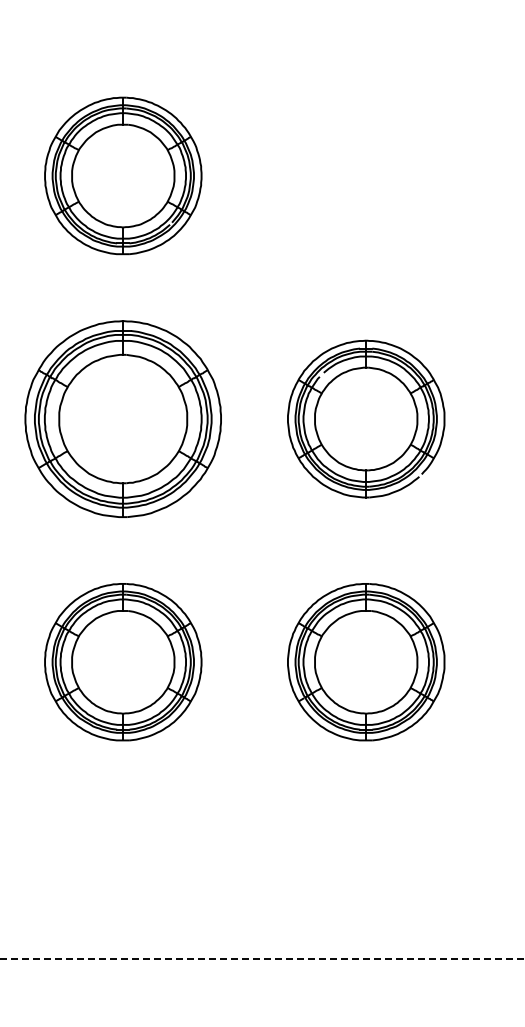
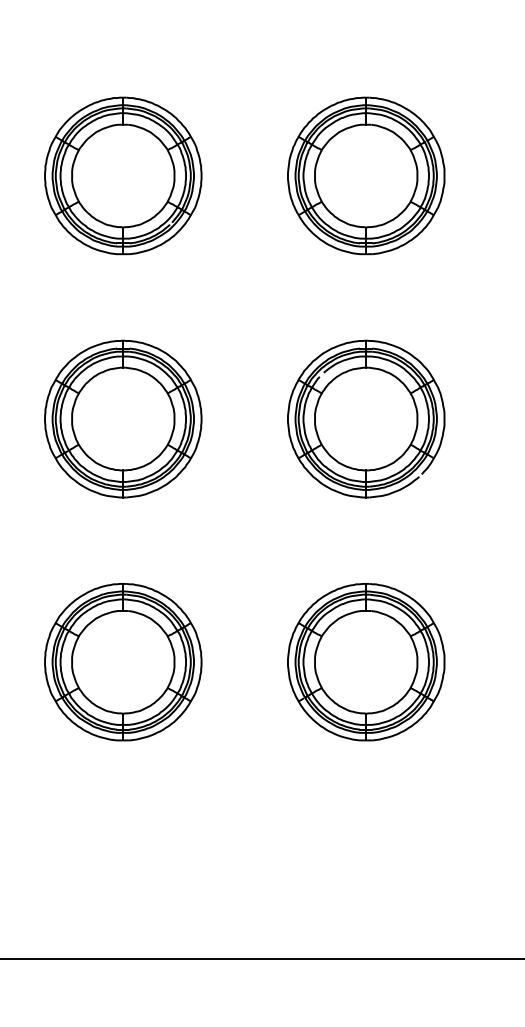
part: none -> present (366, 175)
part size: 198x198 px -> 159x160 px (123, 418)
line: dashed -> solid (262, 959)
